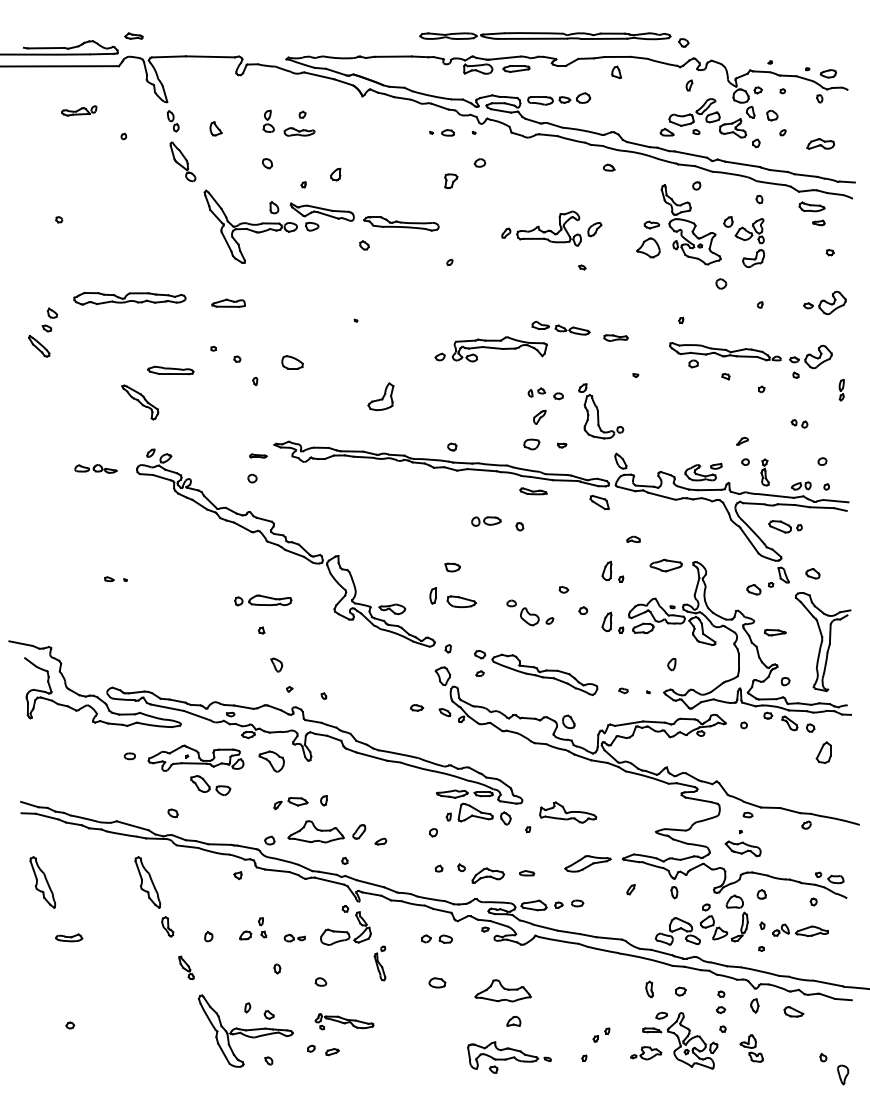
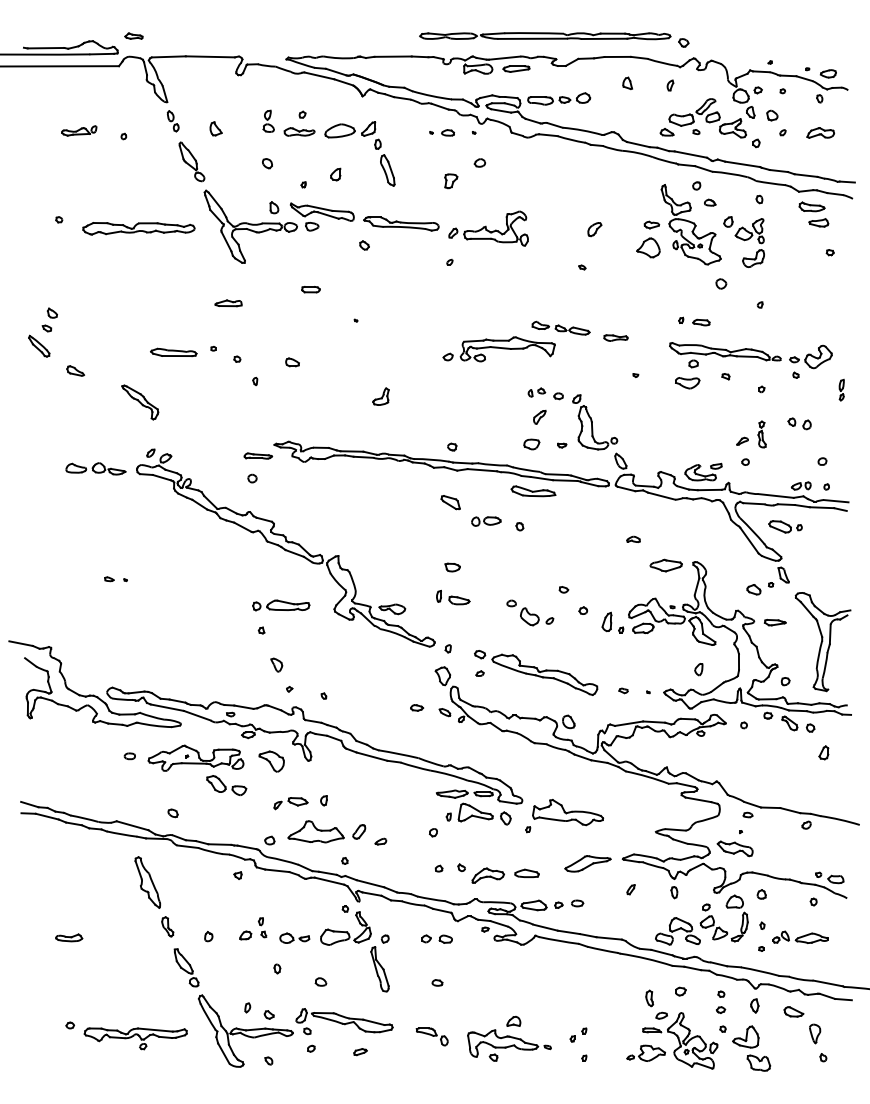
part position: (616, 71) -> (627, 82) (627, 82)
part position: (689, 85) -> (670, 85) (670, 85)
part position: (79, 110) -> (79, 130) (79, 130)
part position: (820, 143) -> (820, 132) (820, 132)
part: none -> present (374, 147)
part position: (182, 161) -> (191, 161) (191, 161)
part position: (609, 167) -> (710, 202) (710, 202)
part size: 14x8 px -> 22x10 px (818, 222)
part position: (541, 228) -> (488, 228) (488, 228)
part: none -> present (310, 289)
part position: (129, 298) -> (138, 228) (138, 228)
part size: 35x10 px -> 29x9 px (228, 303)
part: present -> none (824, 302)
part: none -> present (701, 322)
part position: (490, 349) -> (498, 349) (498, 349)
part size: 23x15 px -> 15x11 px (292, 362)
part: none -> present (75, 370)
part position: (170, 370) -> (173, 352) (173, 352)
part: none -> present (687, 383)
part size: 28x30 px -> 18x19 px (380, 396)
part position: (601, 411) -> (595, 422) (595, 422)
part size: 19x10 px -> 25x14 px (799, 423)
part size: 19x6 px -> 31x8 px (258, 455)
part size: 44x10 px -> 62x14 px (95, 468)
part position: (764, 472) -> (761, 434) (761, 434)
part size: 29x9 px -> 47x13 px (533, 491)
part position: (599, 502) -> (450, 502) (450, 502)
part: present -> none (612, 571)
part: present -> none (812, 573)
part size: 48x22 px -> 35x17 px (453, 597)
part position: (263, 600) -> (281, 605) (281, 605)
part position: (774, 632) -> (774, 622) (774, 622)
part position: (671, 664) -> (698, 669) (698, 669)
part size: 17x23 px -> 12x16 px (823, 752)
part position: (210, 785) -> (226, 785) (226, 785)
part size: 59x23 px -> 73x28 px (568, 812)
part position: (742, 848) -> (734, 848) (734, 848)
part size: 17x7 px -> 26x10 px (526, 872)
part: present -> none (42, 882)
part position: (800, 929) -> (800, 936) (800, 936)
part size: 23x10 px -> 32x12 px (294, 937)
part size: 14x37 px -> 20x59 px (379, 963)
part size: 17x25 px -> 27x40 px (186, 967)
part size: 19x12 px -> 13x8 px (437, 982)
part position: (649, 989) -> (649, 998) (649, 998)
part: present -> none (502, 990)
part size: 61x18 px -> 99x28 px (344, 1021)
part position: (601, 1034) -> (578, 1034) (578, 1034)
part: none -> present (431, 1036)
part: none -> present (135, 1038)
part size: 25x29 px -> 40x47 px (751, 1048)
part position: (332, 1052) -> (360, 1052) (360, 1052)
part size: 33x15 px -> 40x18 px (645, 1052)
part position: (509, 1057) -> (509, 1045) (509, 1045)
part position: (843, 1074) -> (815, 1033) (815, 1033)
